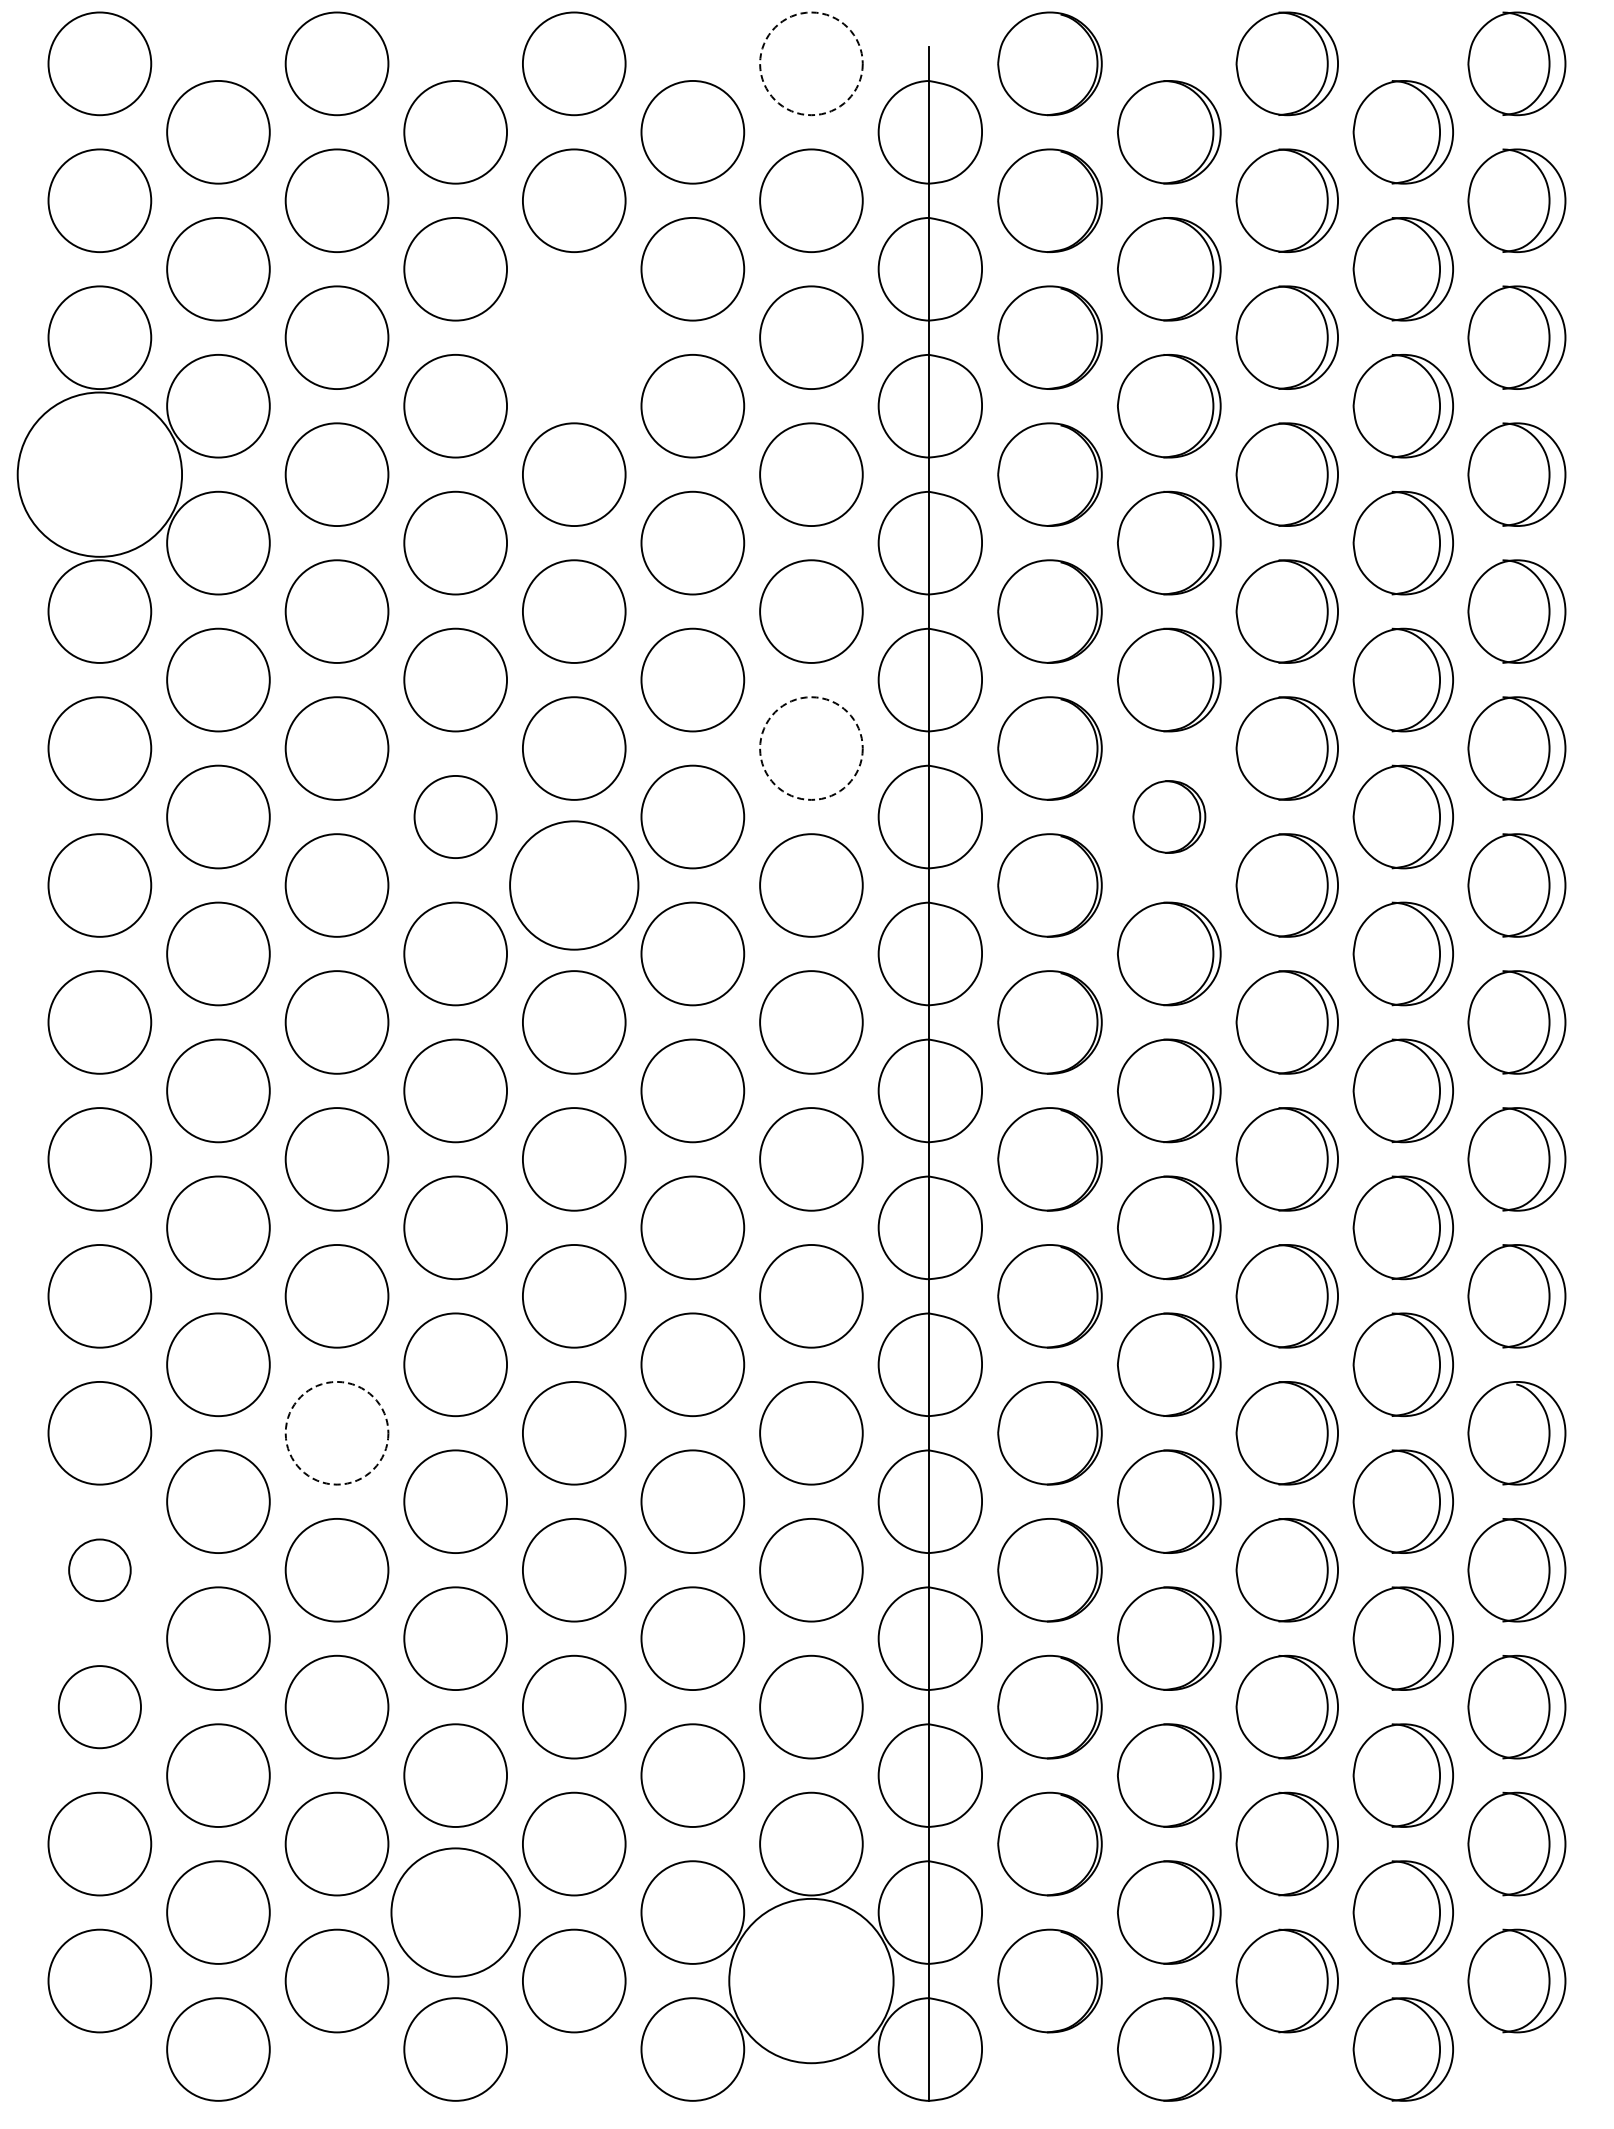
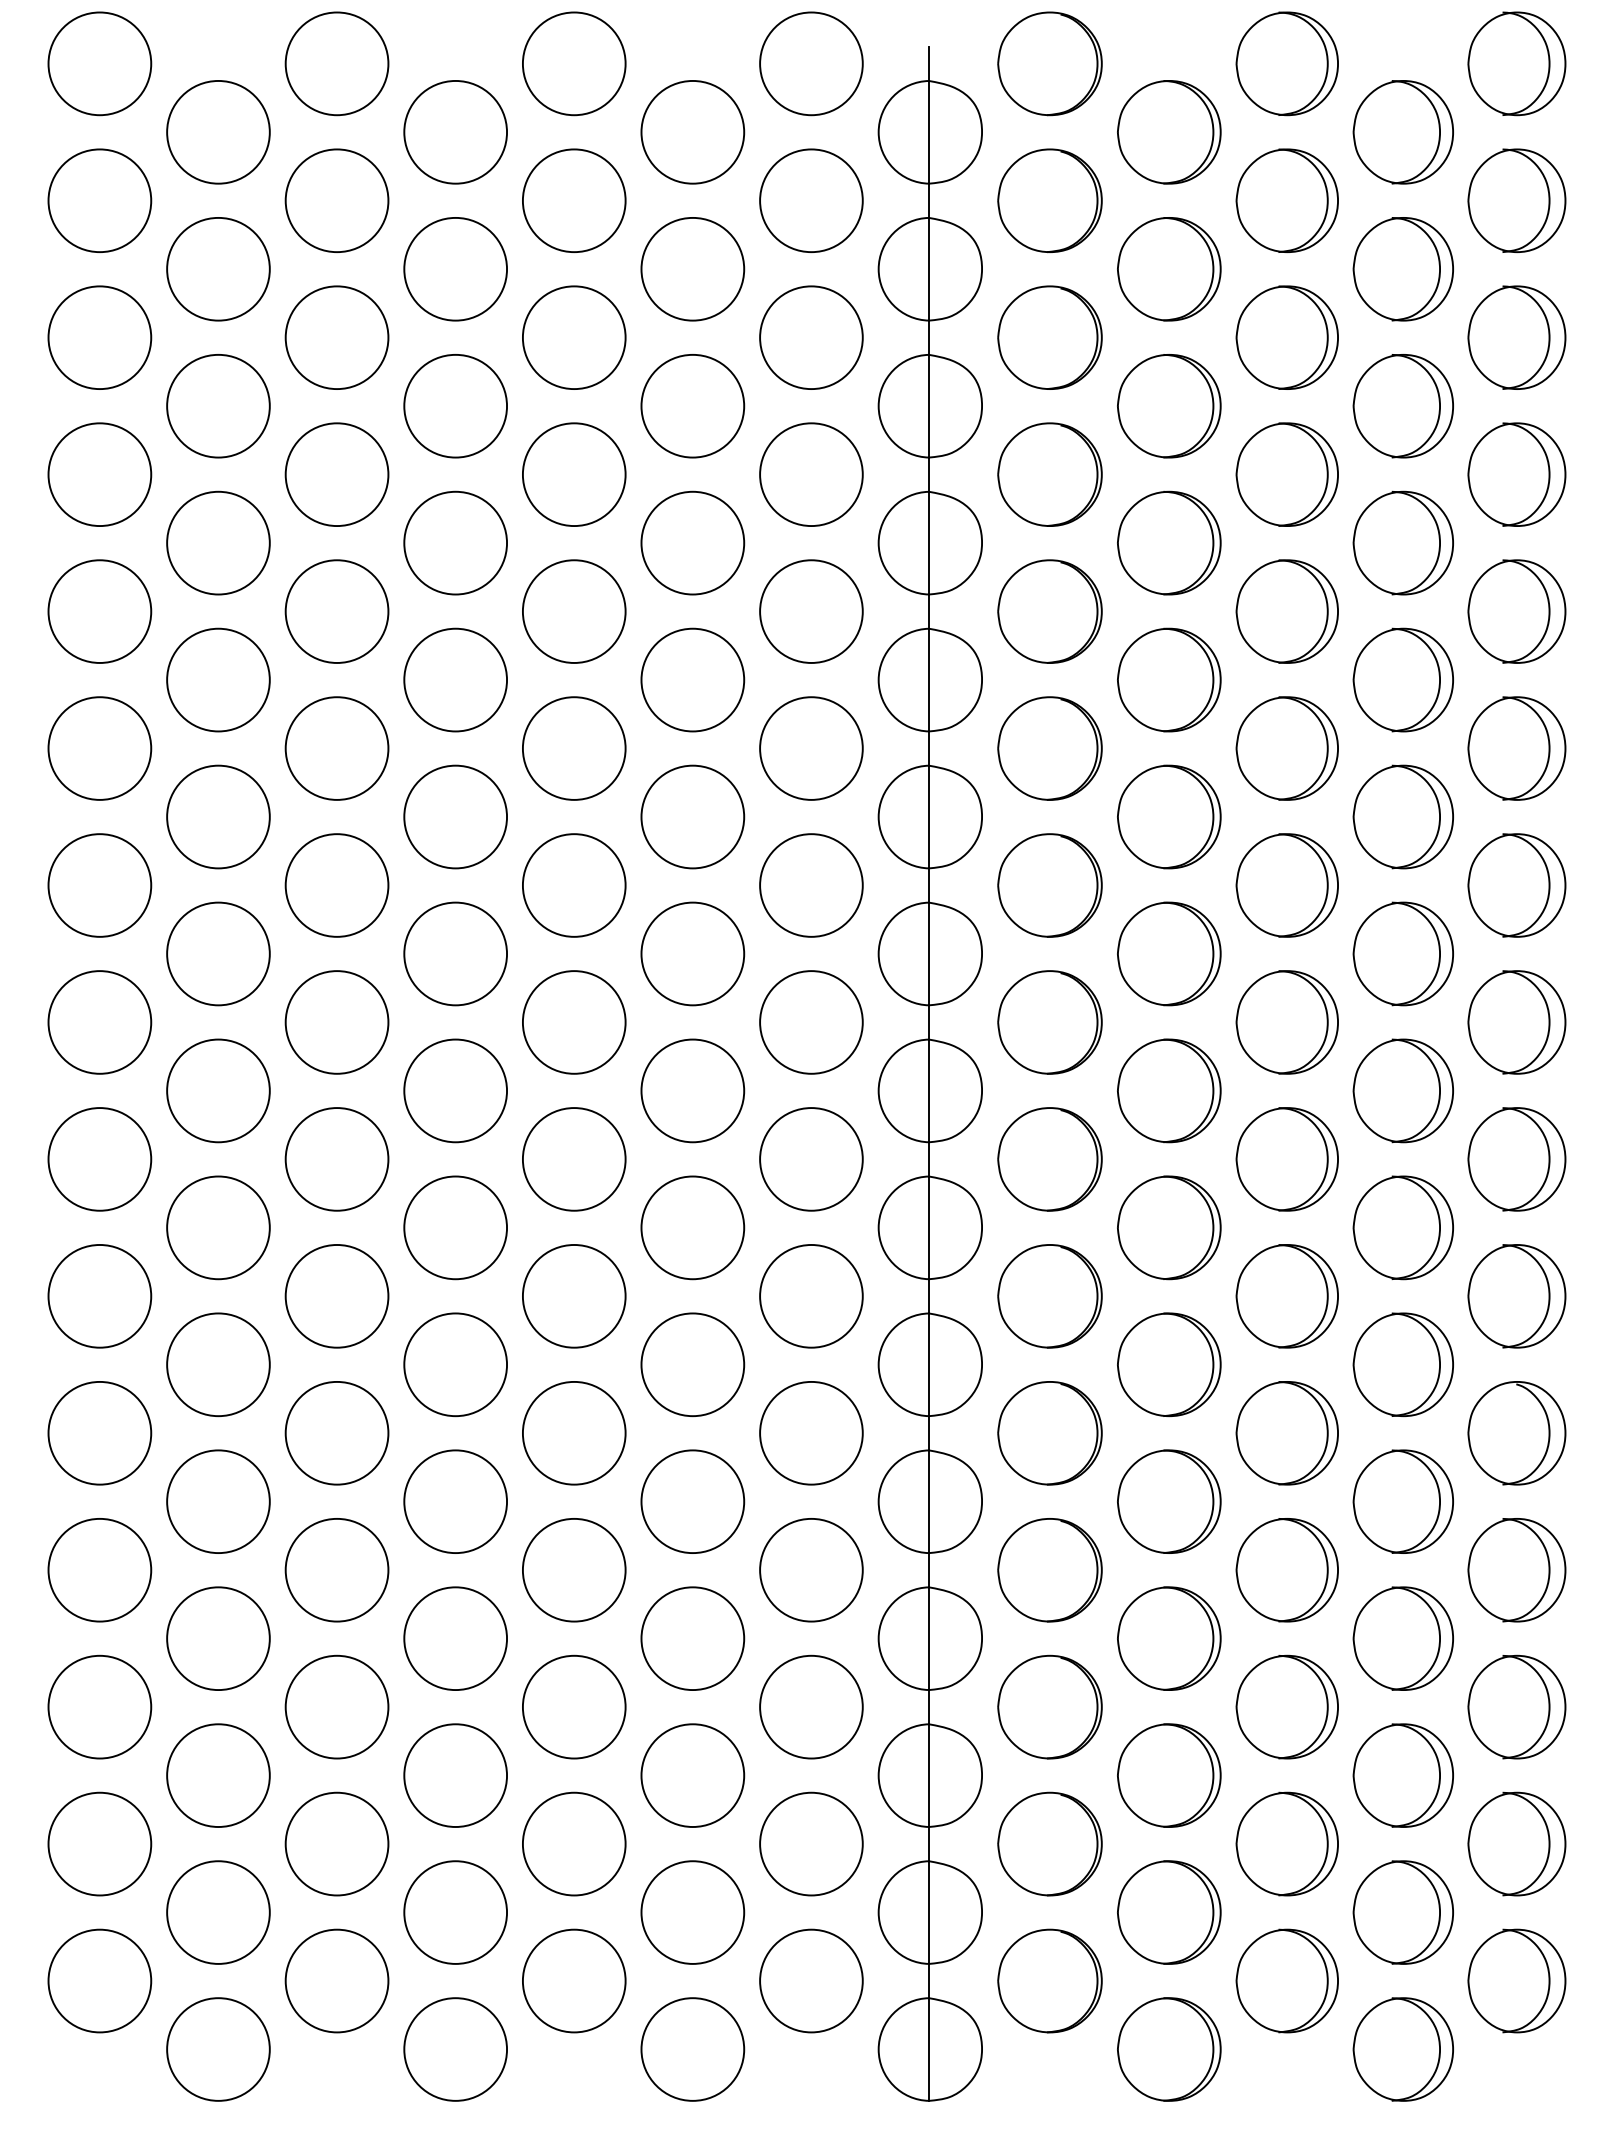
circle: dashed -> solid (811, 63)
circle: none -> present (574, 337)
circle diameter: 164 px -> 103 px (99, 474)
circle: dashed -> solid (811, 748)
circle diameter: 82 px -> 103 px (455, 816)
part size: 75x74 px -> 105x106 px (1169, 816)
circle diameter: 128 px -> 103 px (573, 885)
circle: dashed -> solid (336, 1432)
circle size: 64x64 px -> 106x105 px (99, 1570)
circle size: 85x85 px -> 106x106 px (99, 1706)
circle diameter: 128 px -> 103 px (455, 1912)
circle diameter: 164 px -> 103 px (811, 1980)
